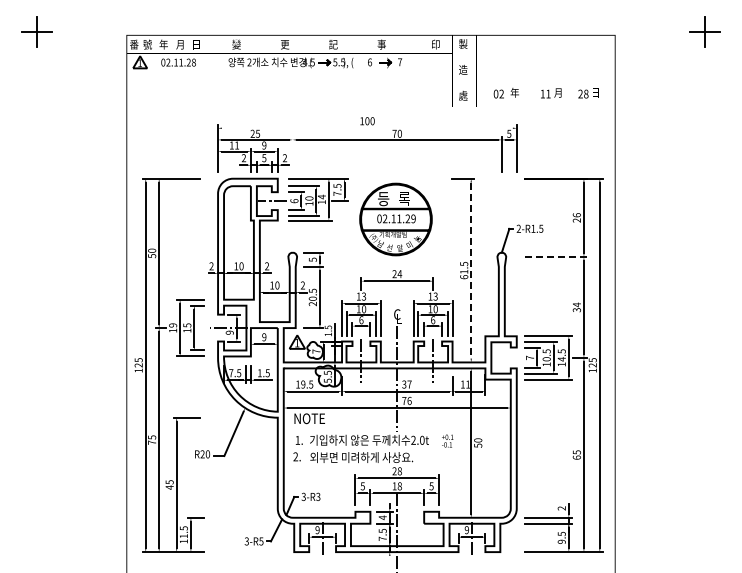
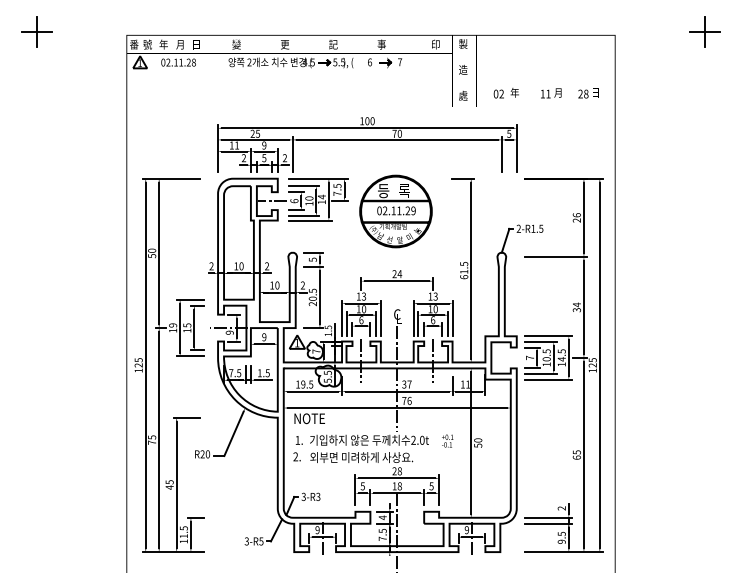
line: none -> present (366, 128)
line: none -> present (292, 153)
part position: (395, 219) -> (395, 211) (395, 211)
line: dashed -> solid (556, 257)
line: dashed -> solid (471, 270)
